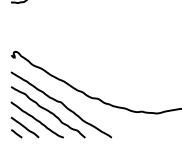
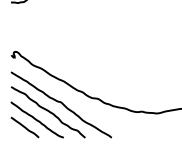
line: present -> none (16, 133)
